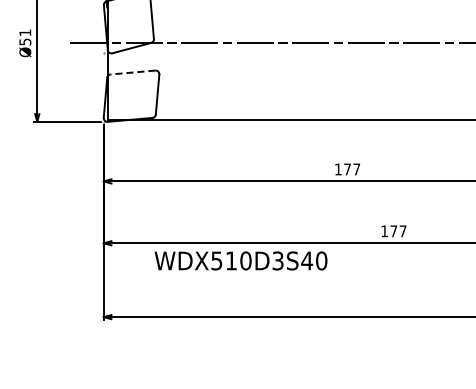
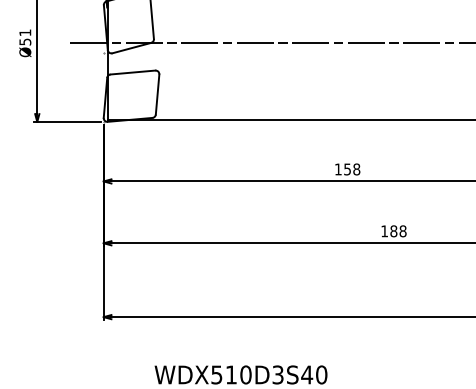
line: dashed -> solid (132, 72)
text: 177 -> 158 (352, 169)
text: 177 -> 188 (398, 231)
text position: (240, 260) -> (240, 374) (240, 374)
